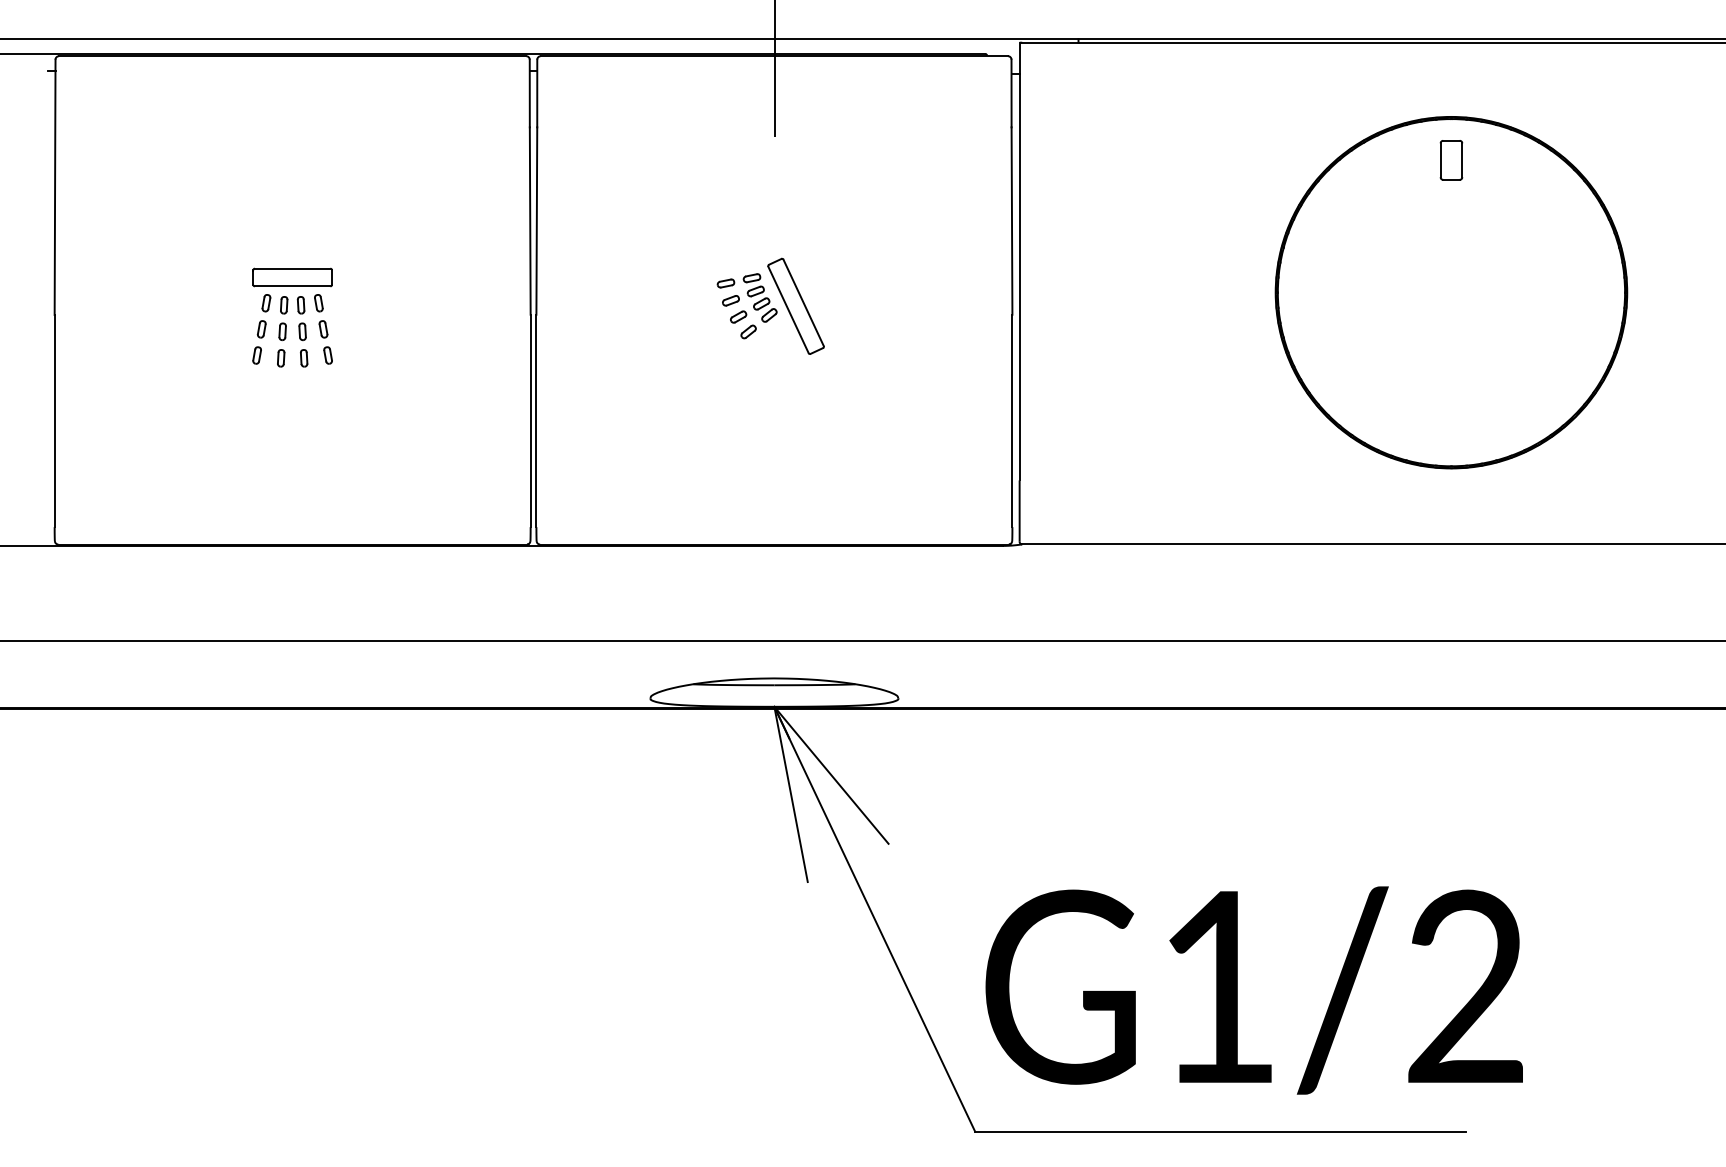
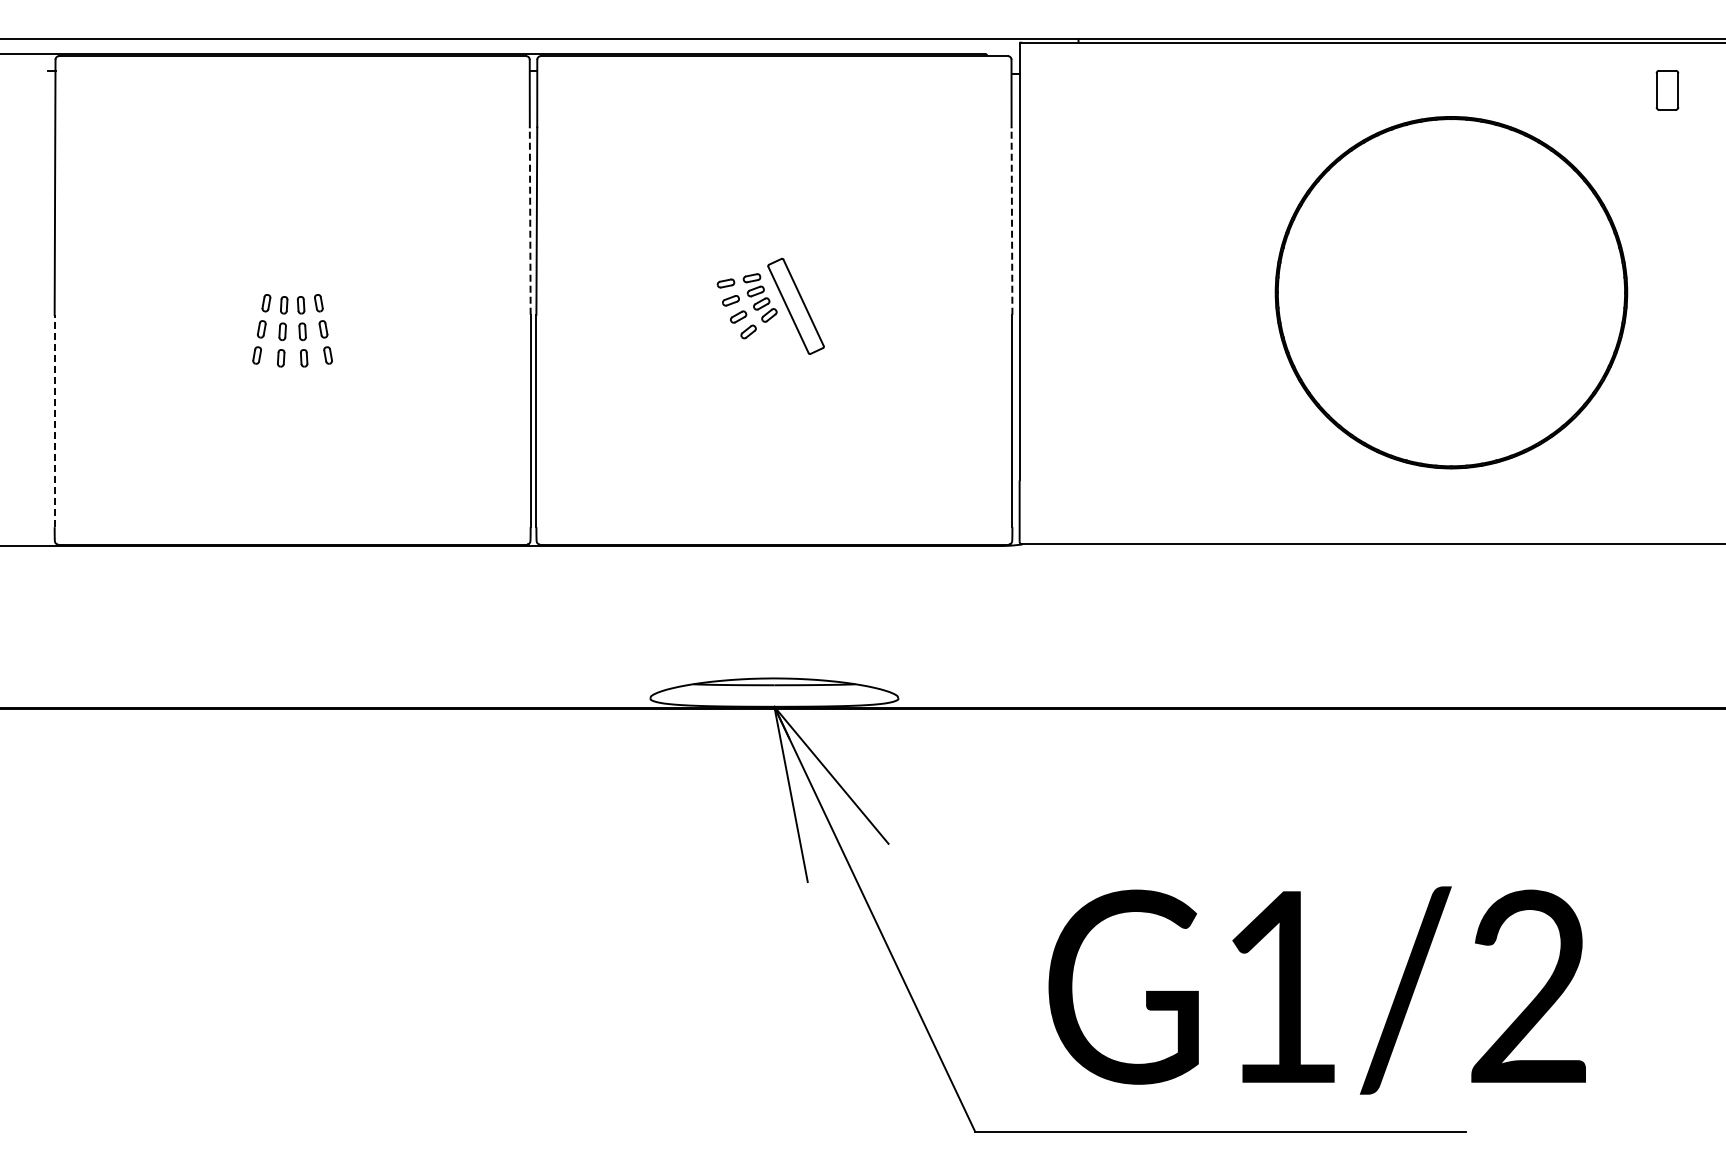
line: present -> none (774, 69)
part position: (1451, 160) -> (1667, 90) (1667, 90)
line: solid -> dashed (530, 221)
line: solid -> dashed (1012, 221)
part: present -> none (292, 277)
line: solid -> dashed (54, 420)
line: present -> none (862, 641)
text position: (1253, 990) -> (1316, 990) (1316, 990)
